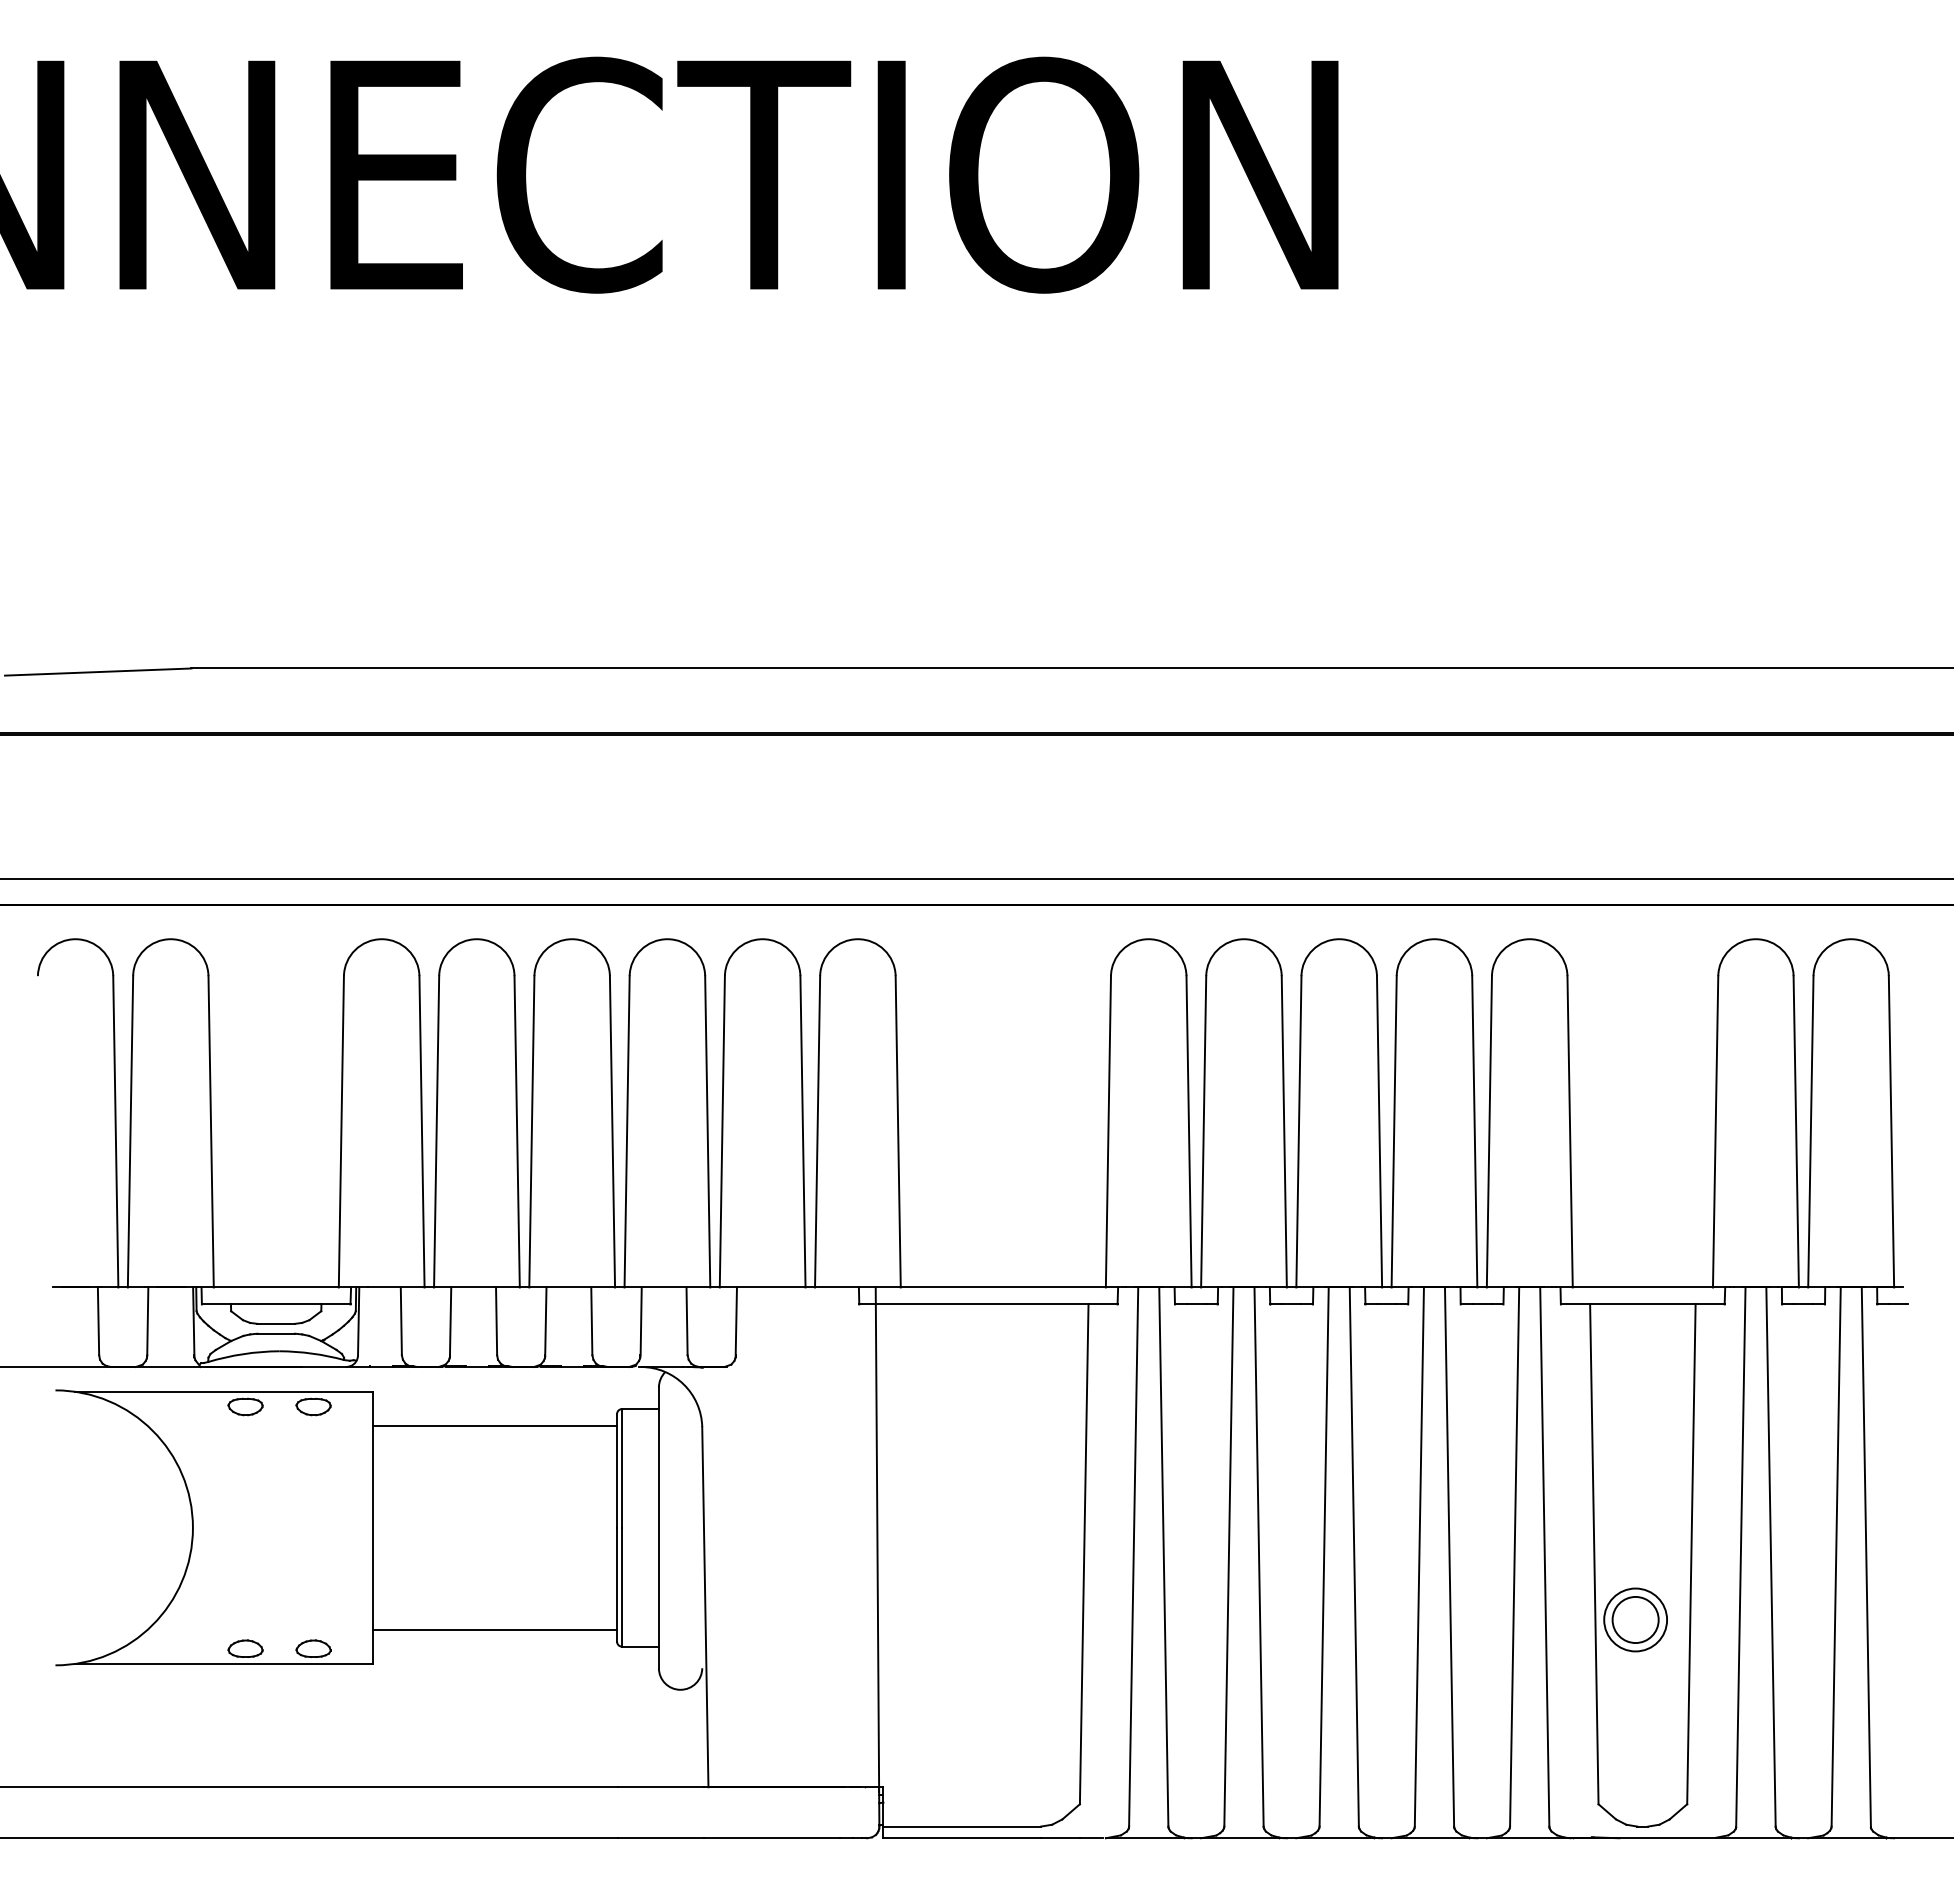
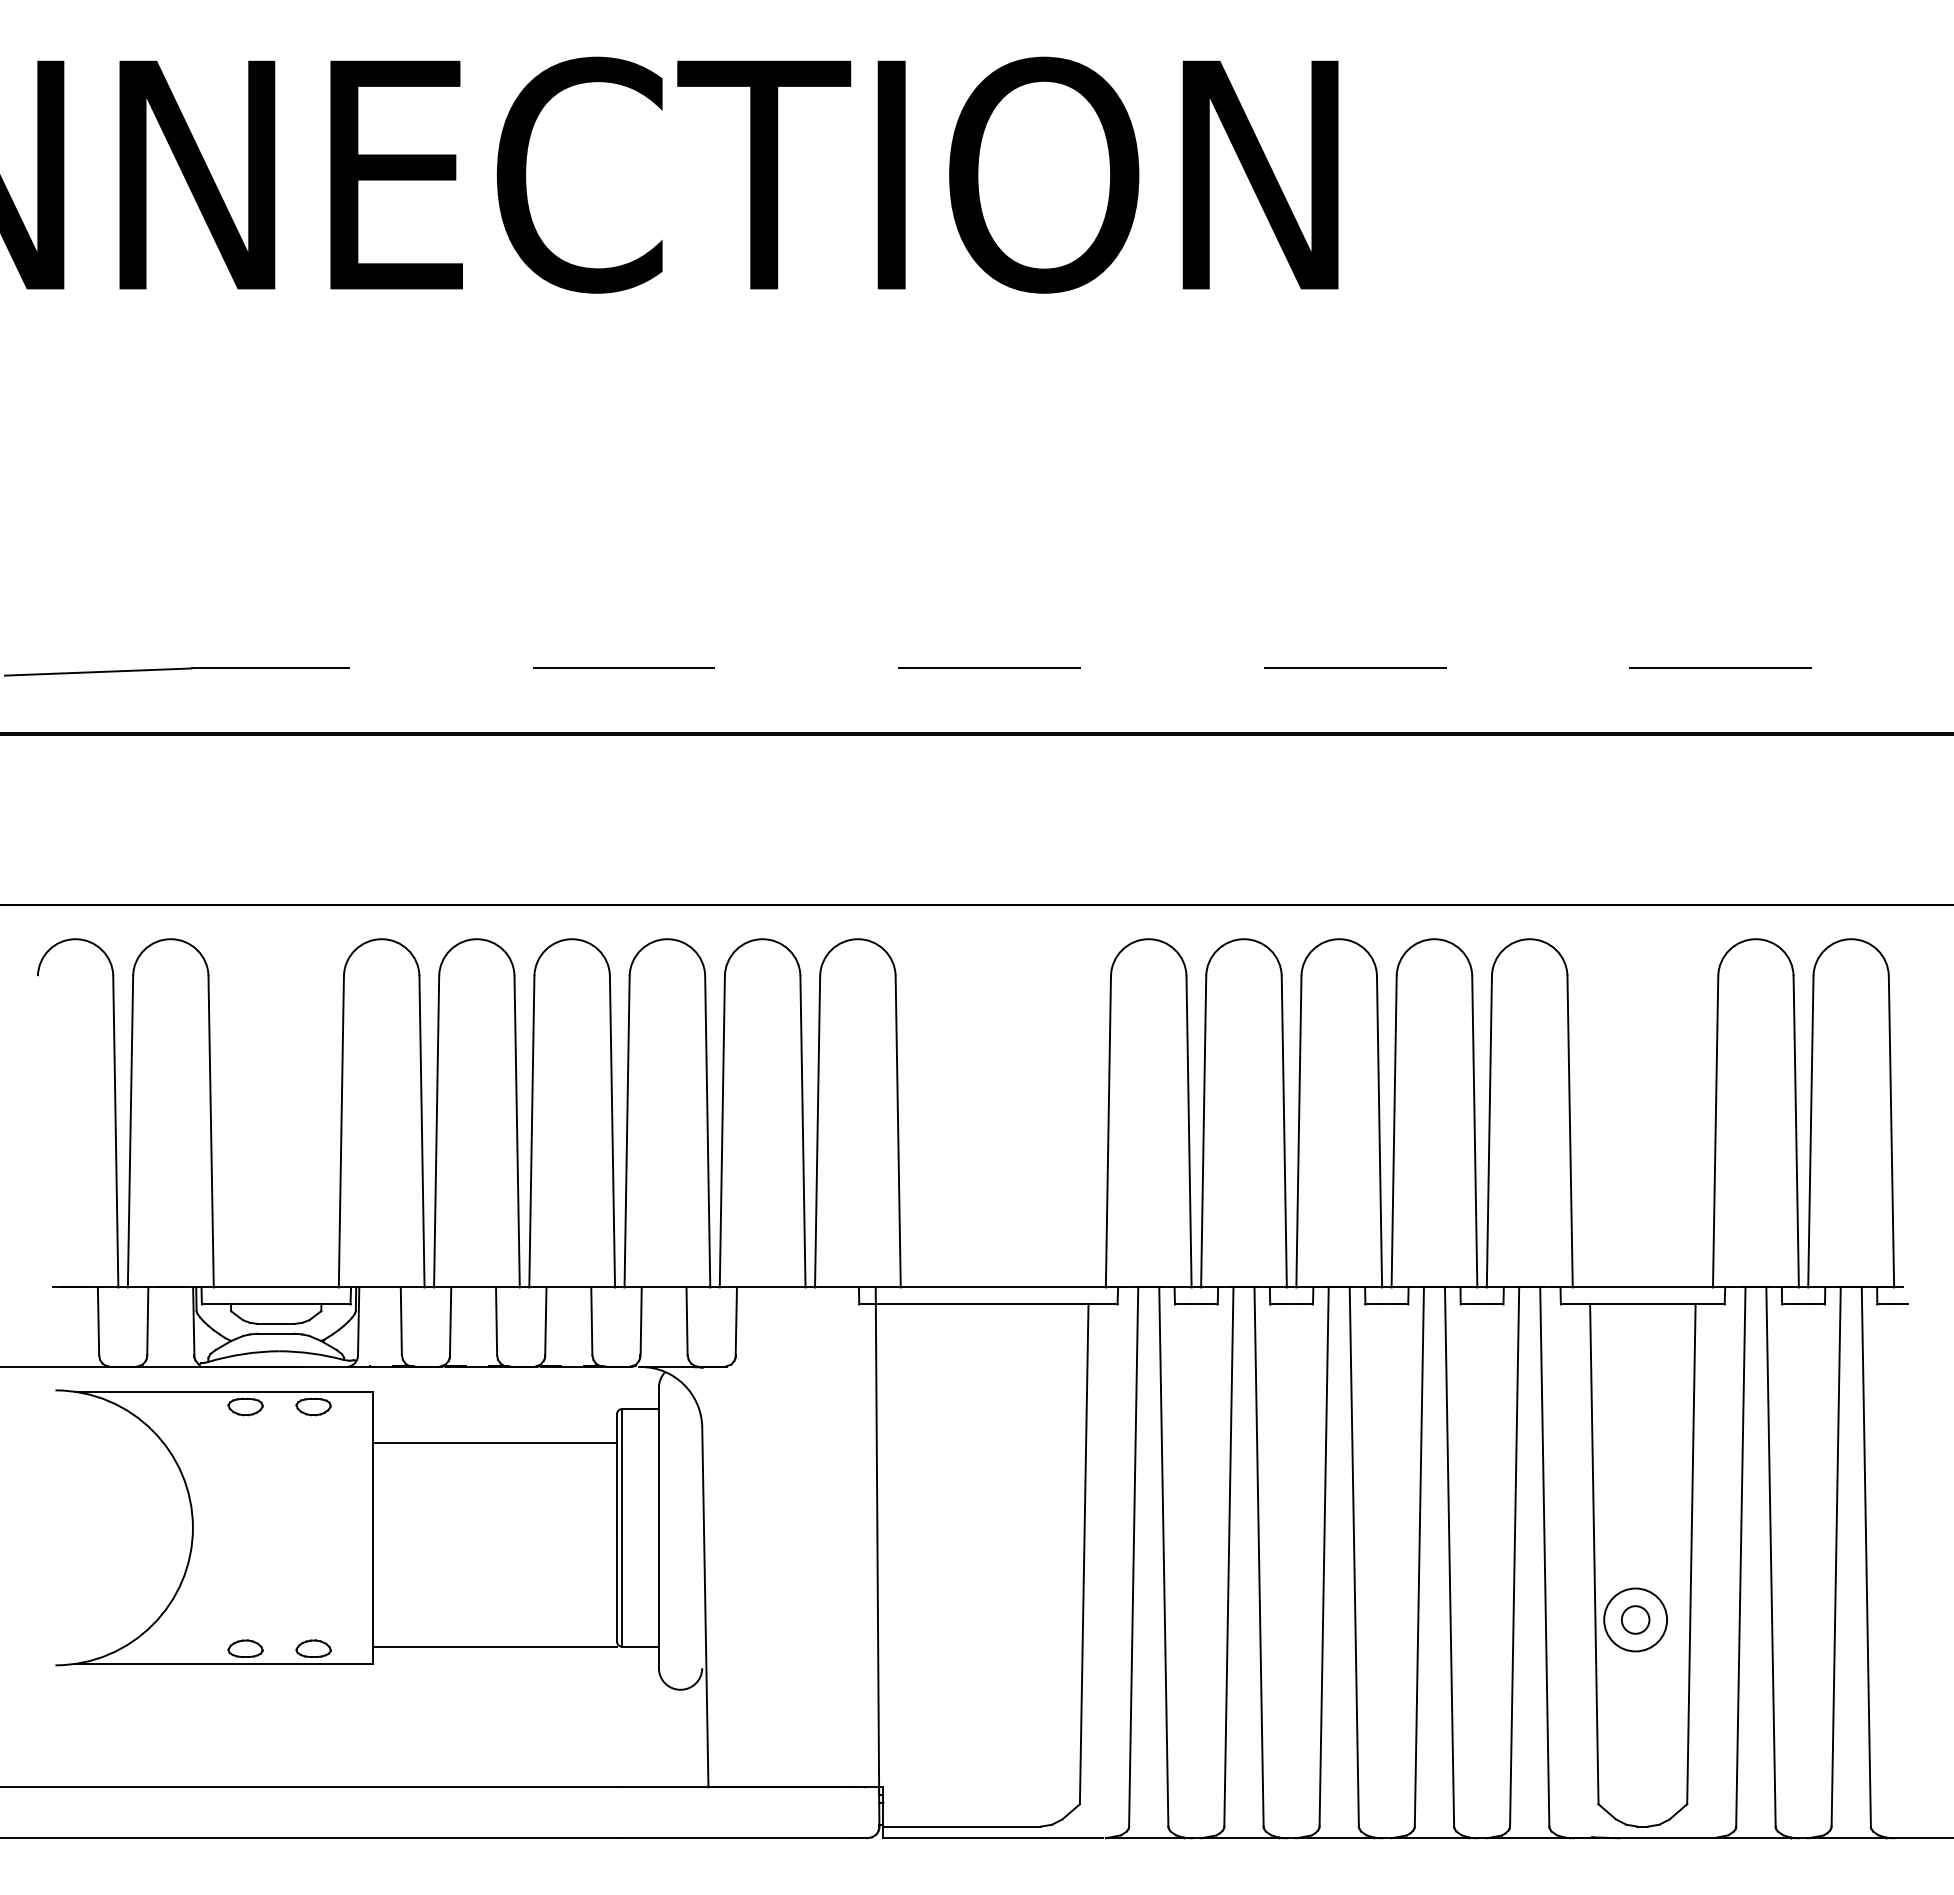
line: solid -> dashed (1072, 668)
line: present -> none (976, 879)
line position: (495, 1425) -> (495, 1442) (495, 1442)
circle diameter: 46 px -> 28 px (1635, 1619)
line position: (495, 1630) -> (495, 1647) (495, 1647)
